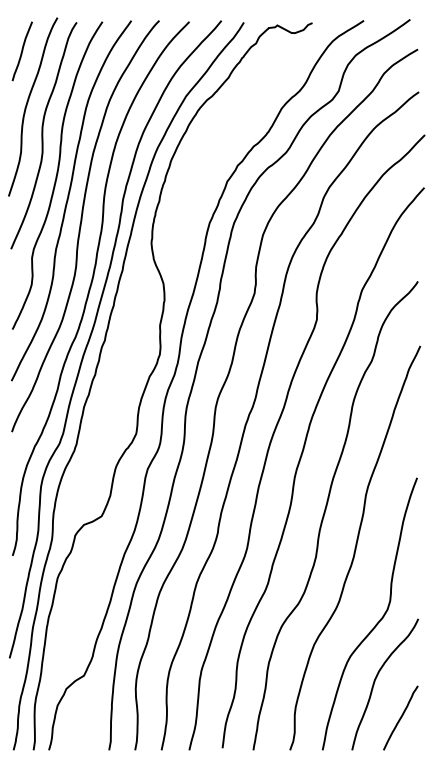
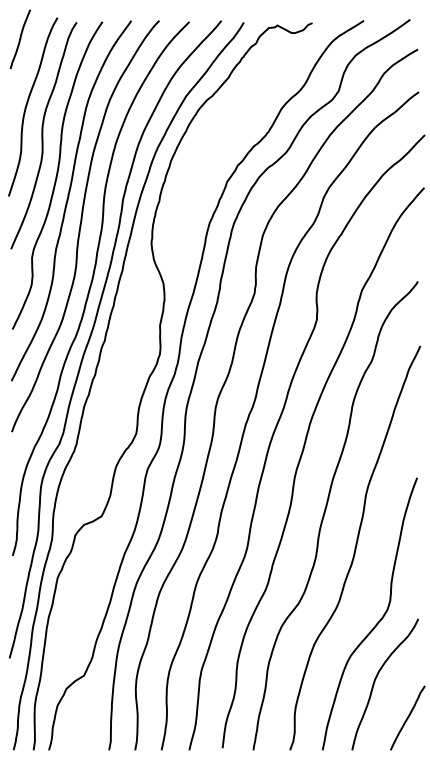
curve position: (21, 51) -> (19, 39) (19, 39)
line position: (400, 717) -> (407, 717) (407, 717)
